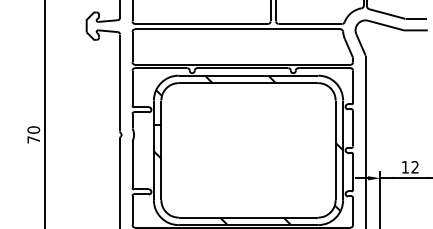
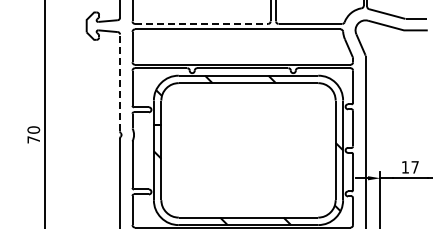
line: solid -> dashed (201, 23)
line: solid -> dashed (120, 82)
text: 12 -> 17 (414, 167)
